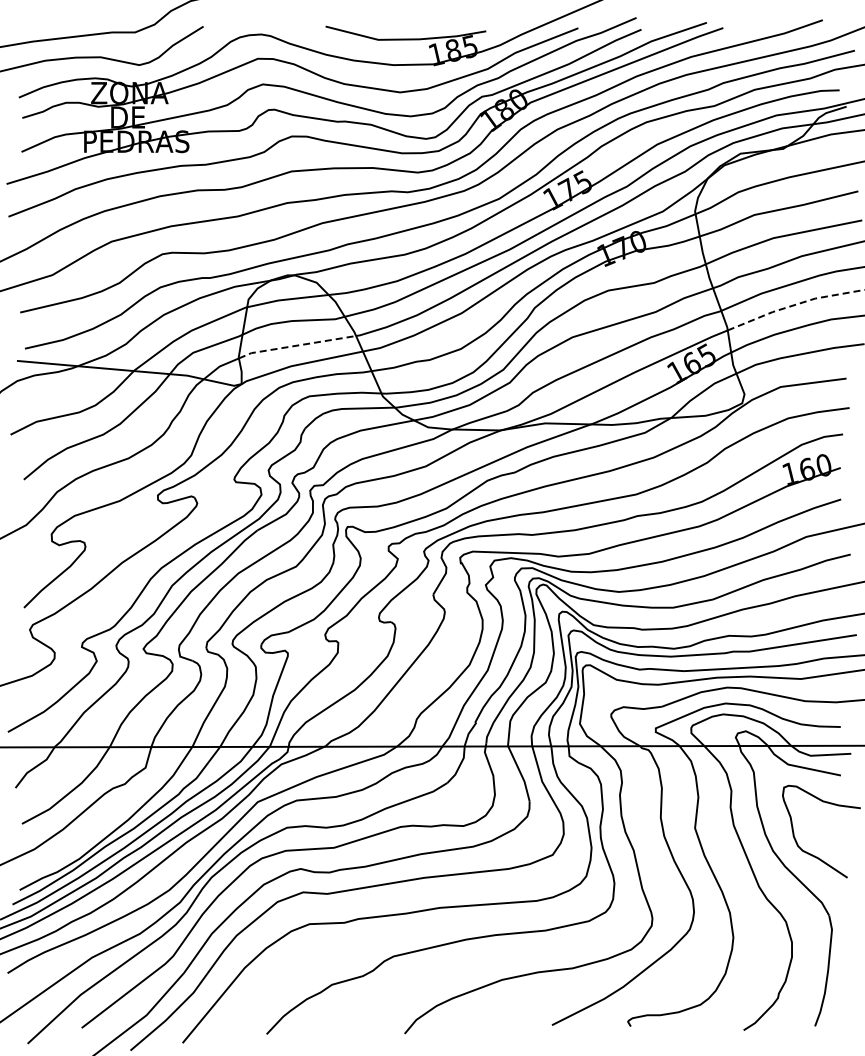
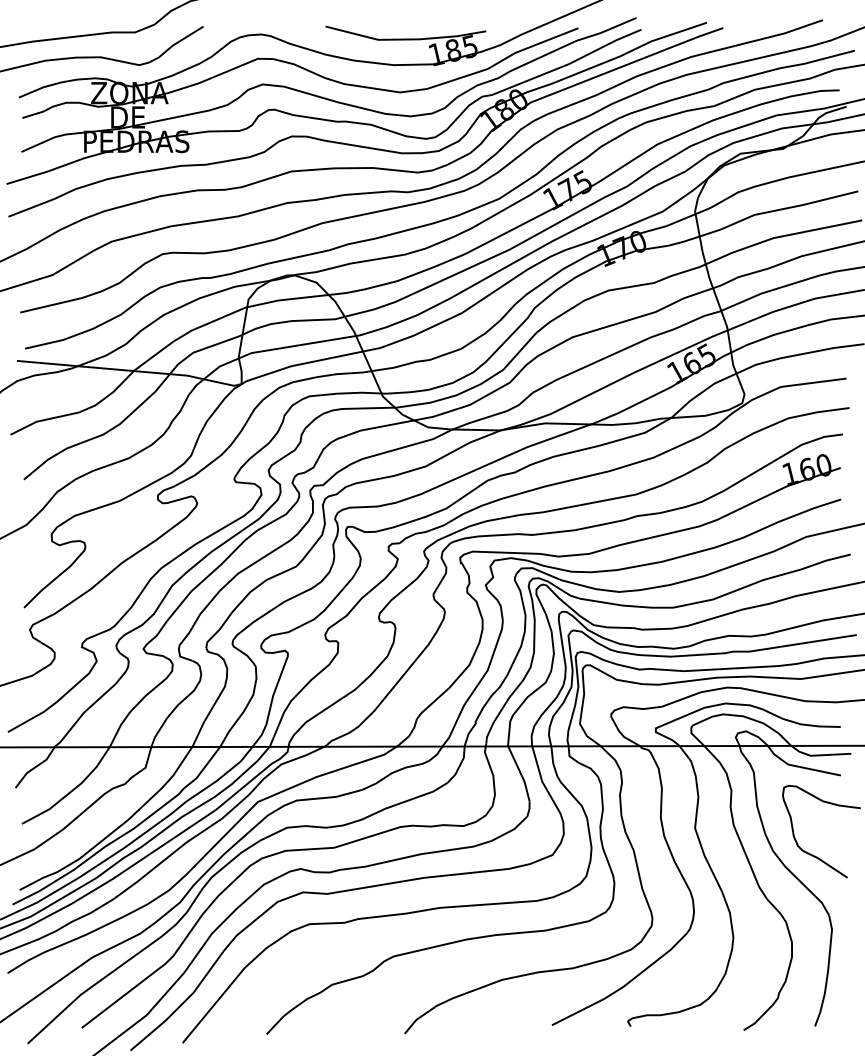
line: dashed -> solid (795, 304)
line: dashed -> solid (296, 345)
